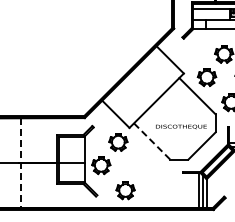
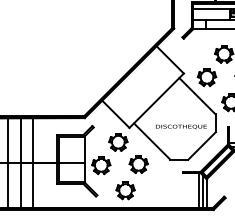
line: dashed -> solid (152, 141)
line: none -> present (7, 163)
line: dashed -> solid (20, 163)
line: none -> present (33, 163)
part: none -> present (138, 164)
